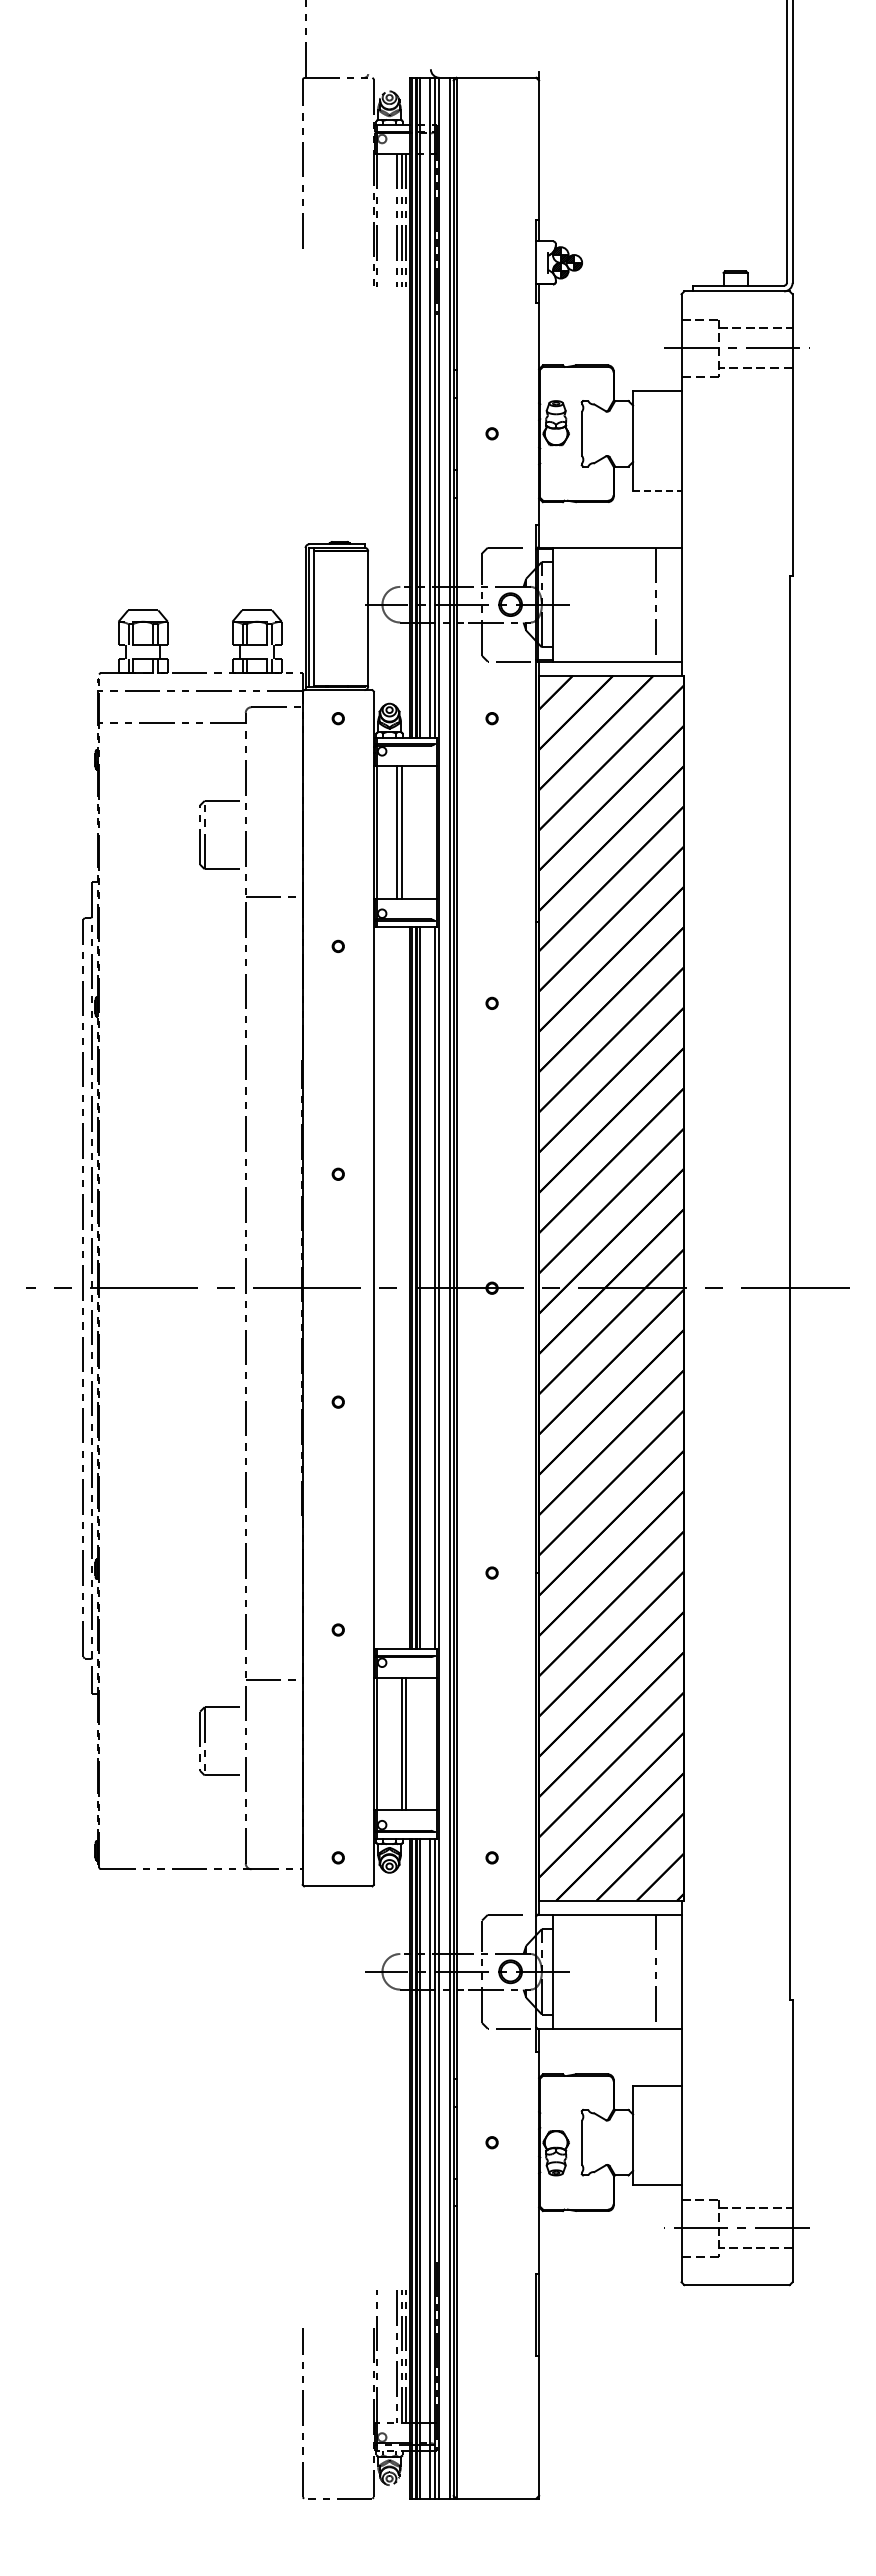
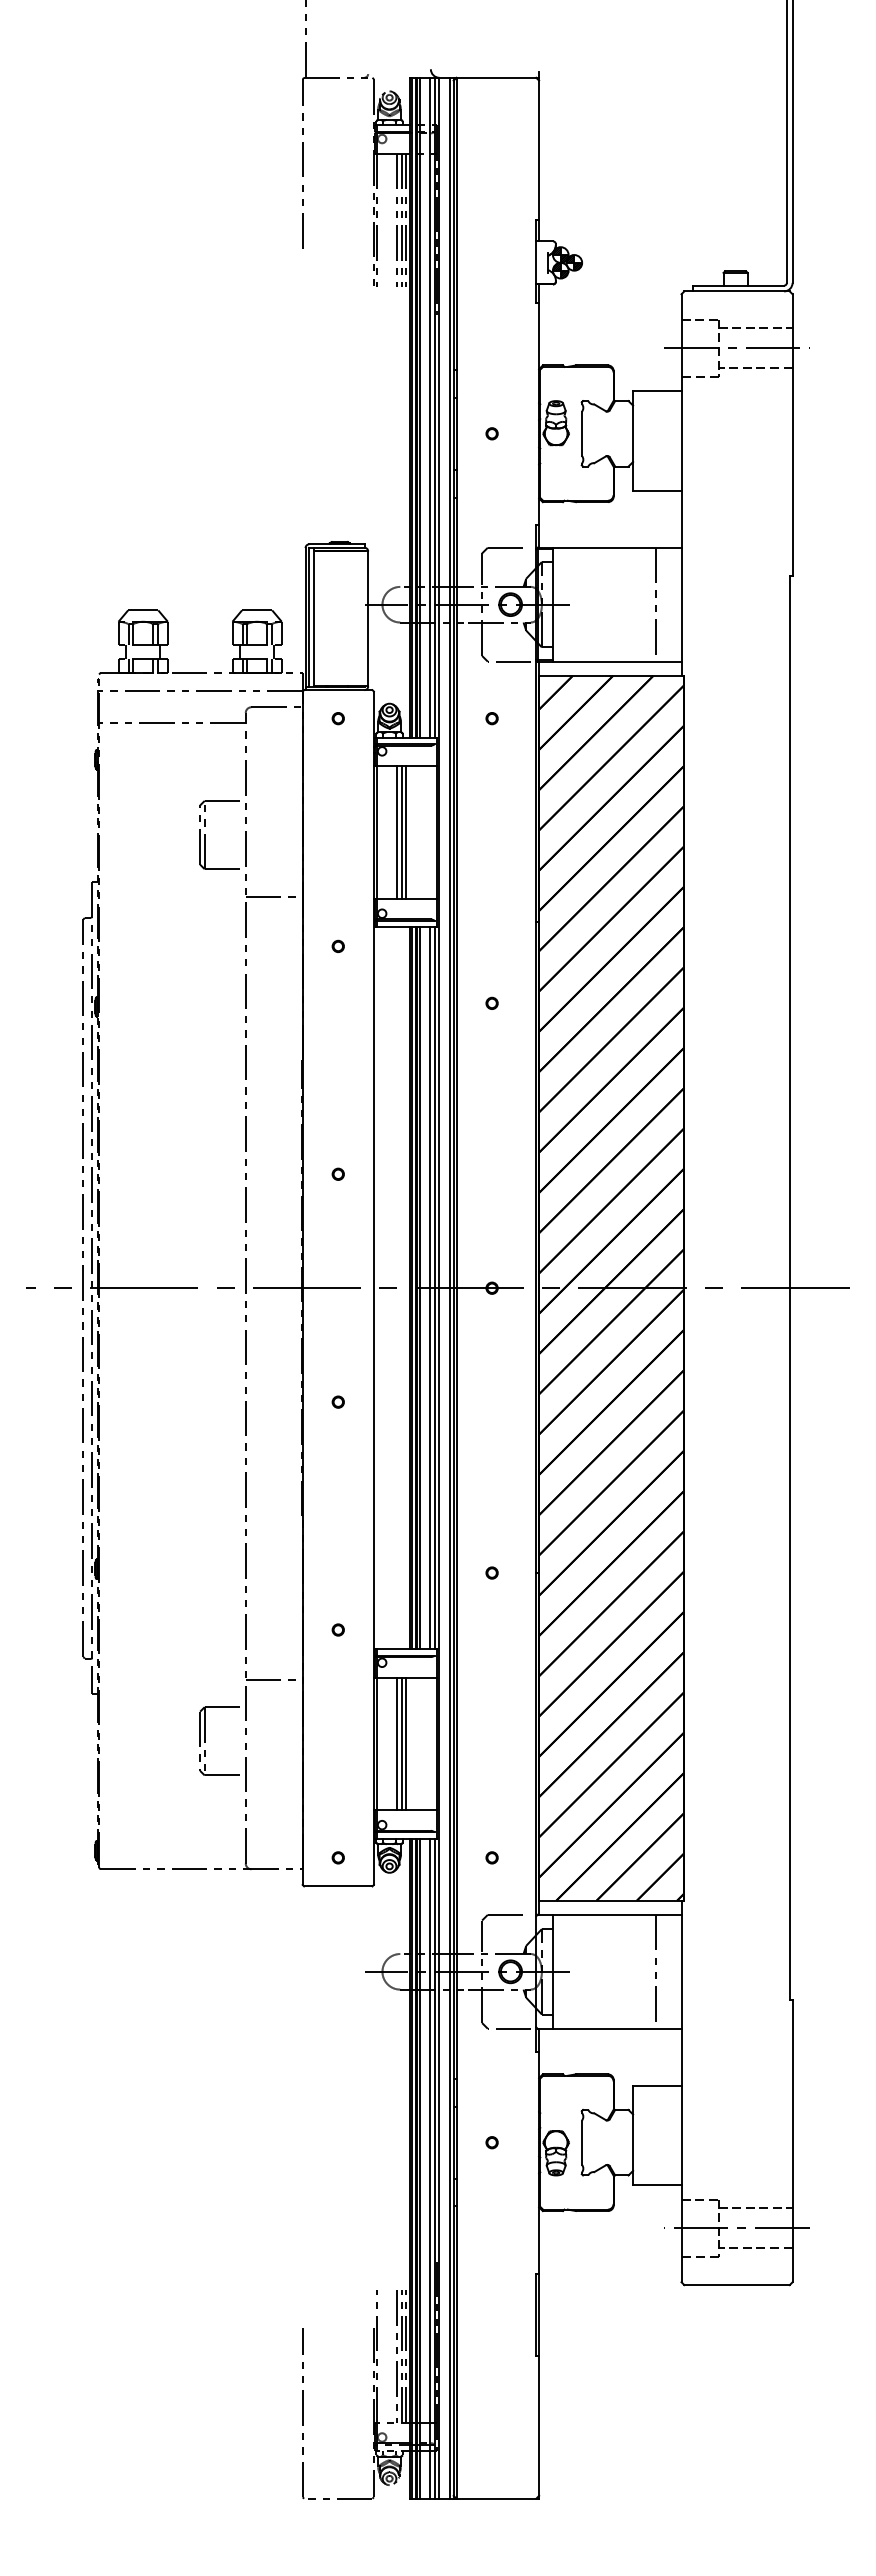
line: dashed -> solid (657, 490)
line: none -> present (405, 832)
line: none -> present (430, 1288)
line: none -> present (397, 1743)
